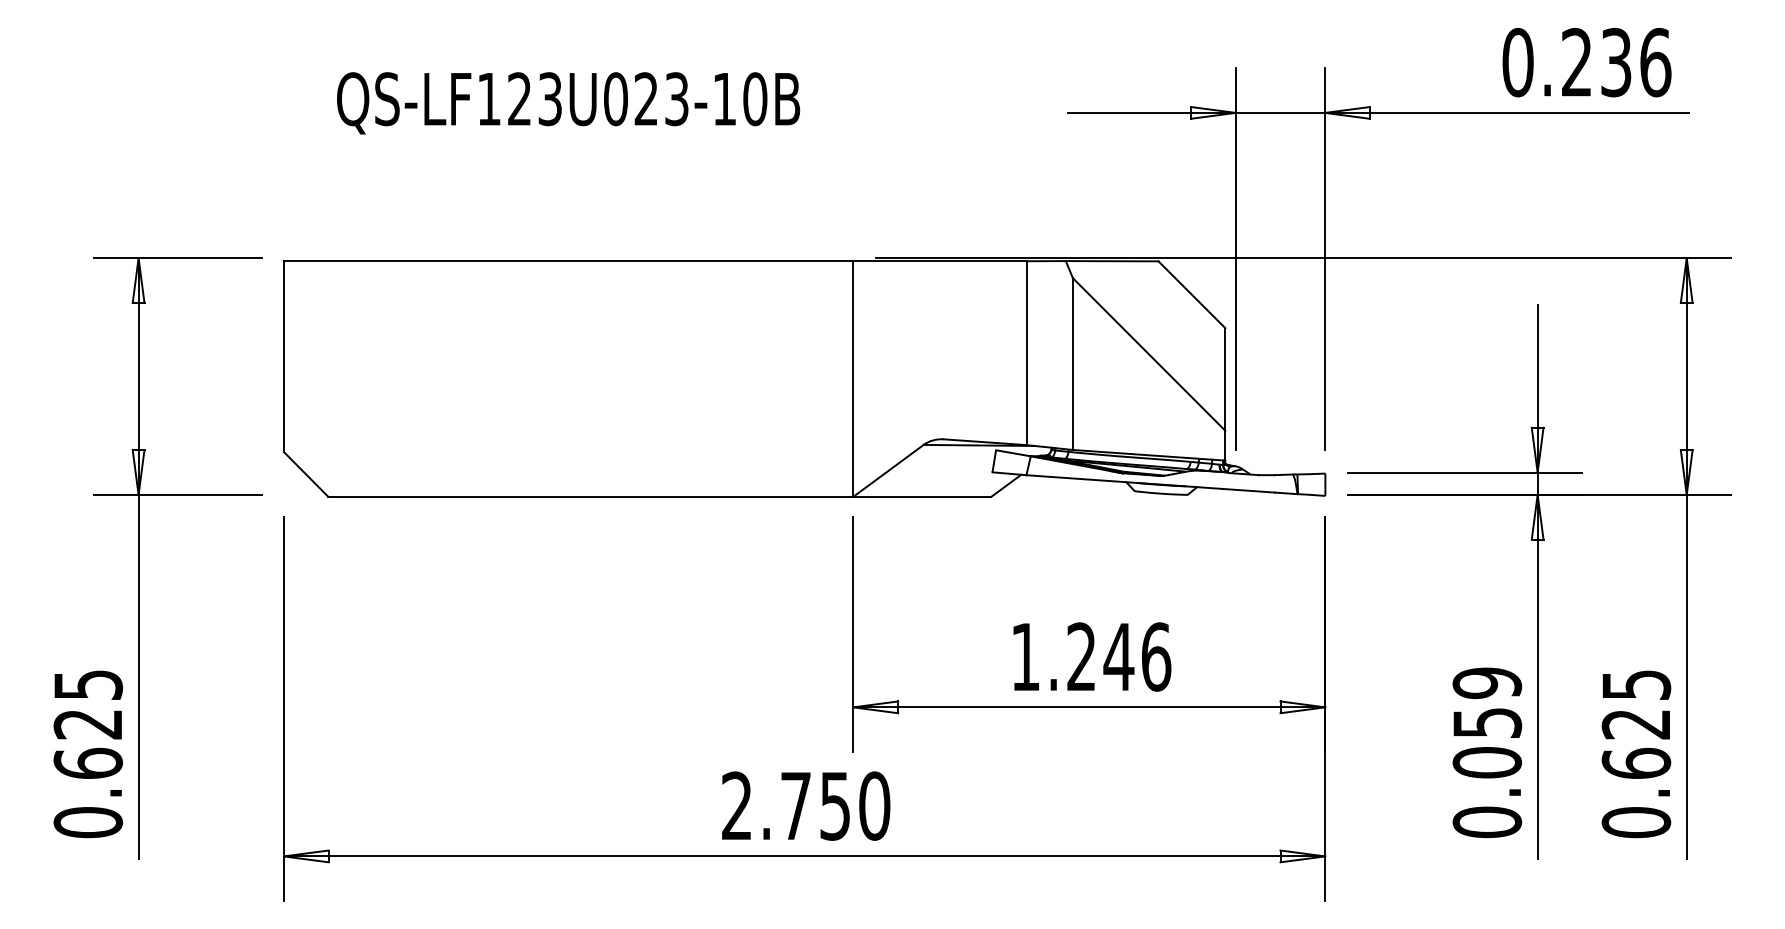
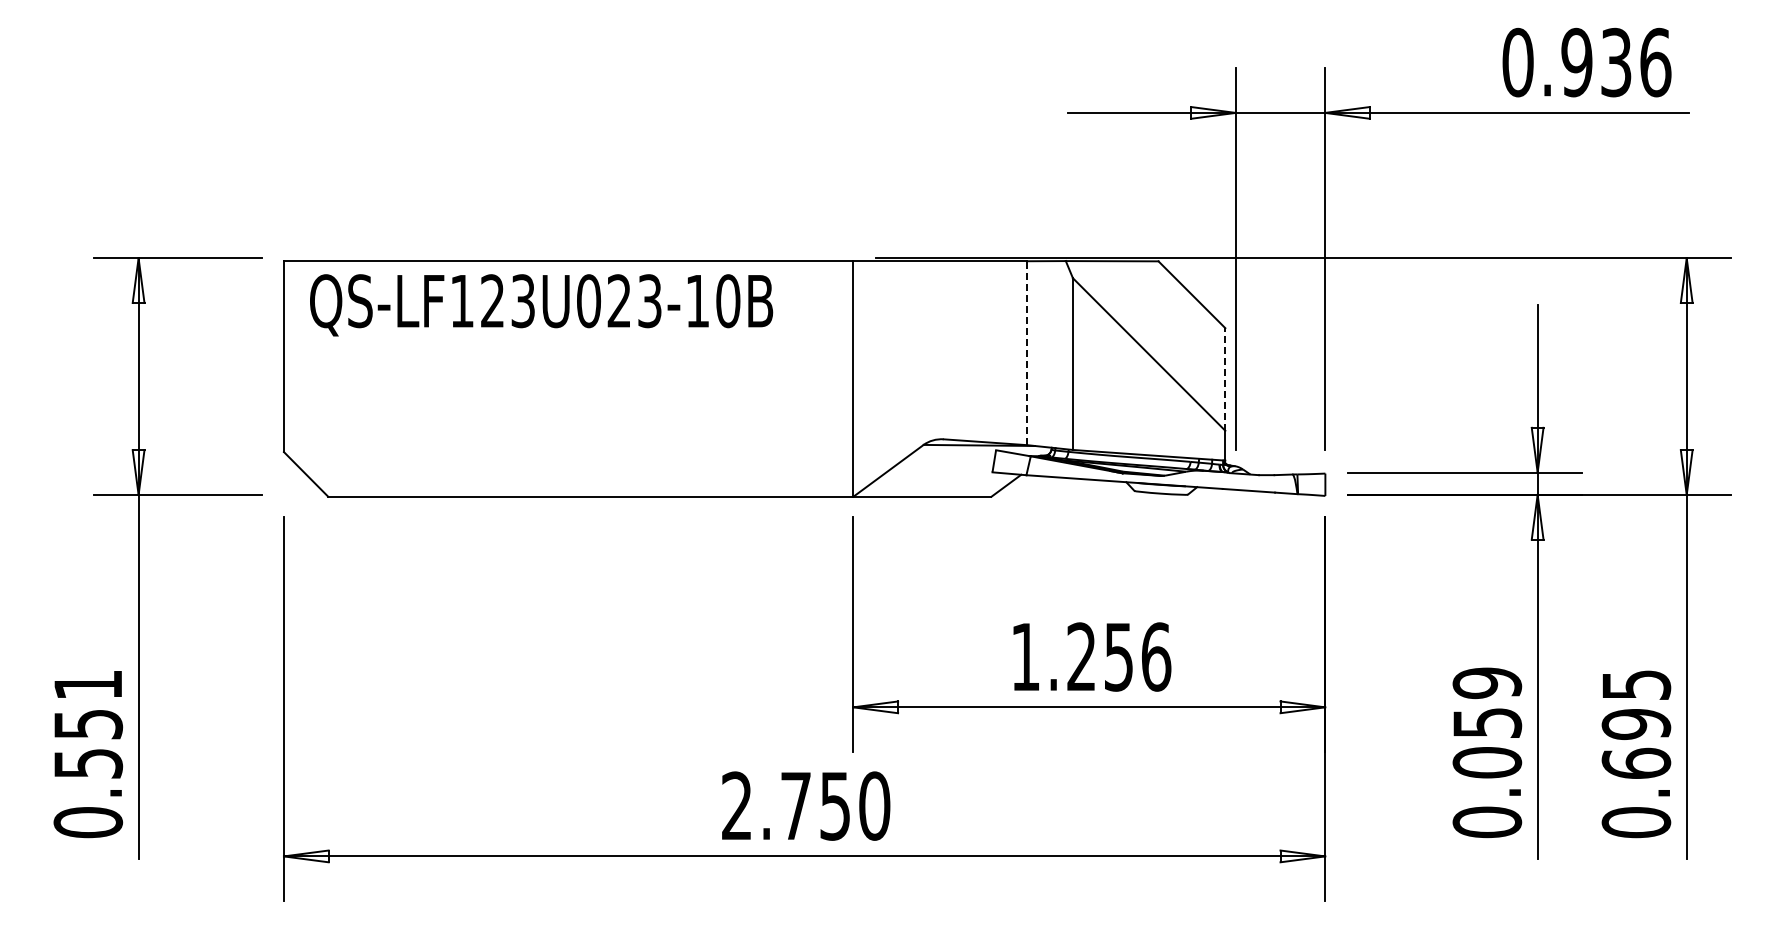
text: 0.236 -> 0.936 (1576, 62)
text position: (568, 103) -> (541, 305) (541, 305)
line: solid -> dashed (1027, 353)
line: solid -> dashed (1225, 378)
text: 1.246 -> 1.256 (1118, 657)
text: 0.625 -> 0.551 (88, 724)
text: 0.625 -> 0.695 (1636, 724)
